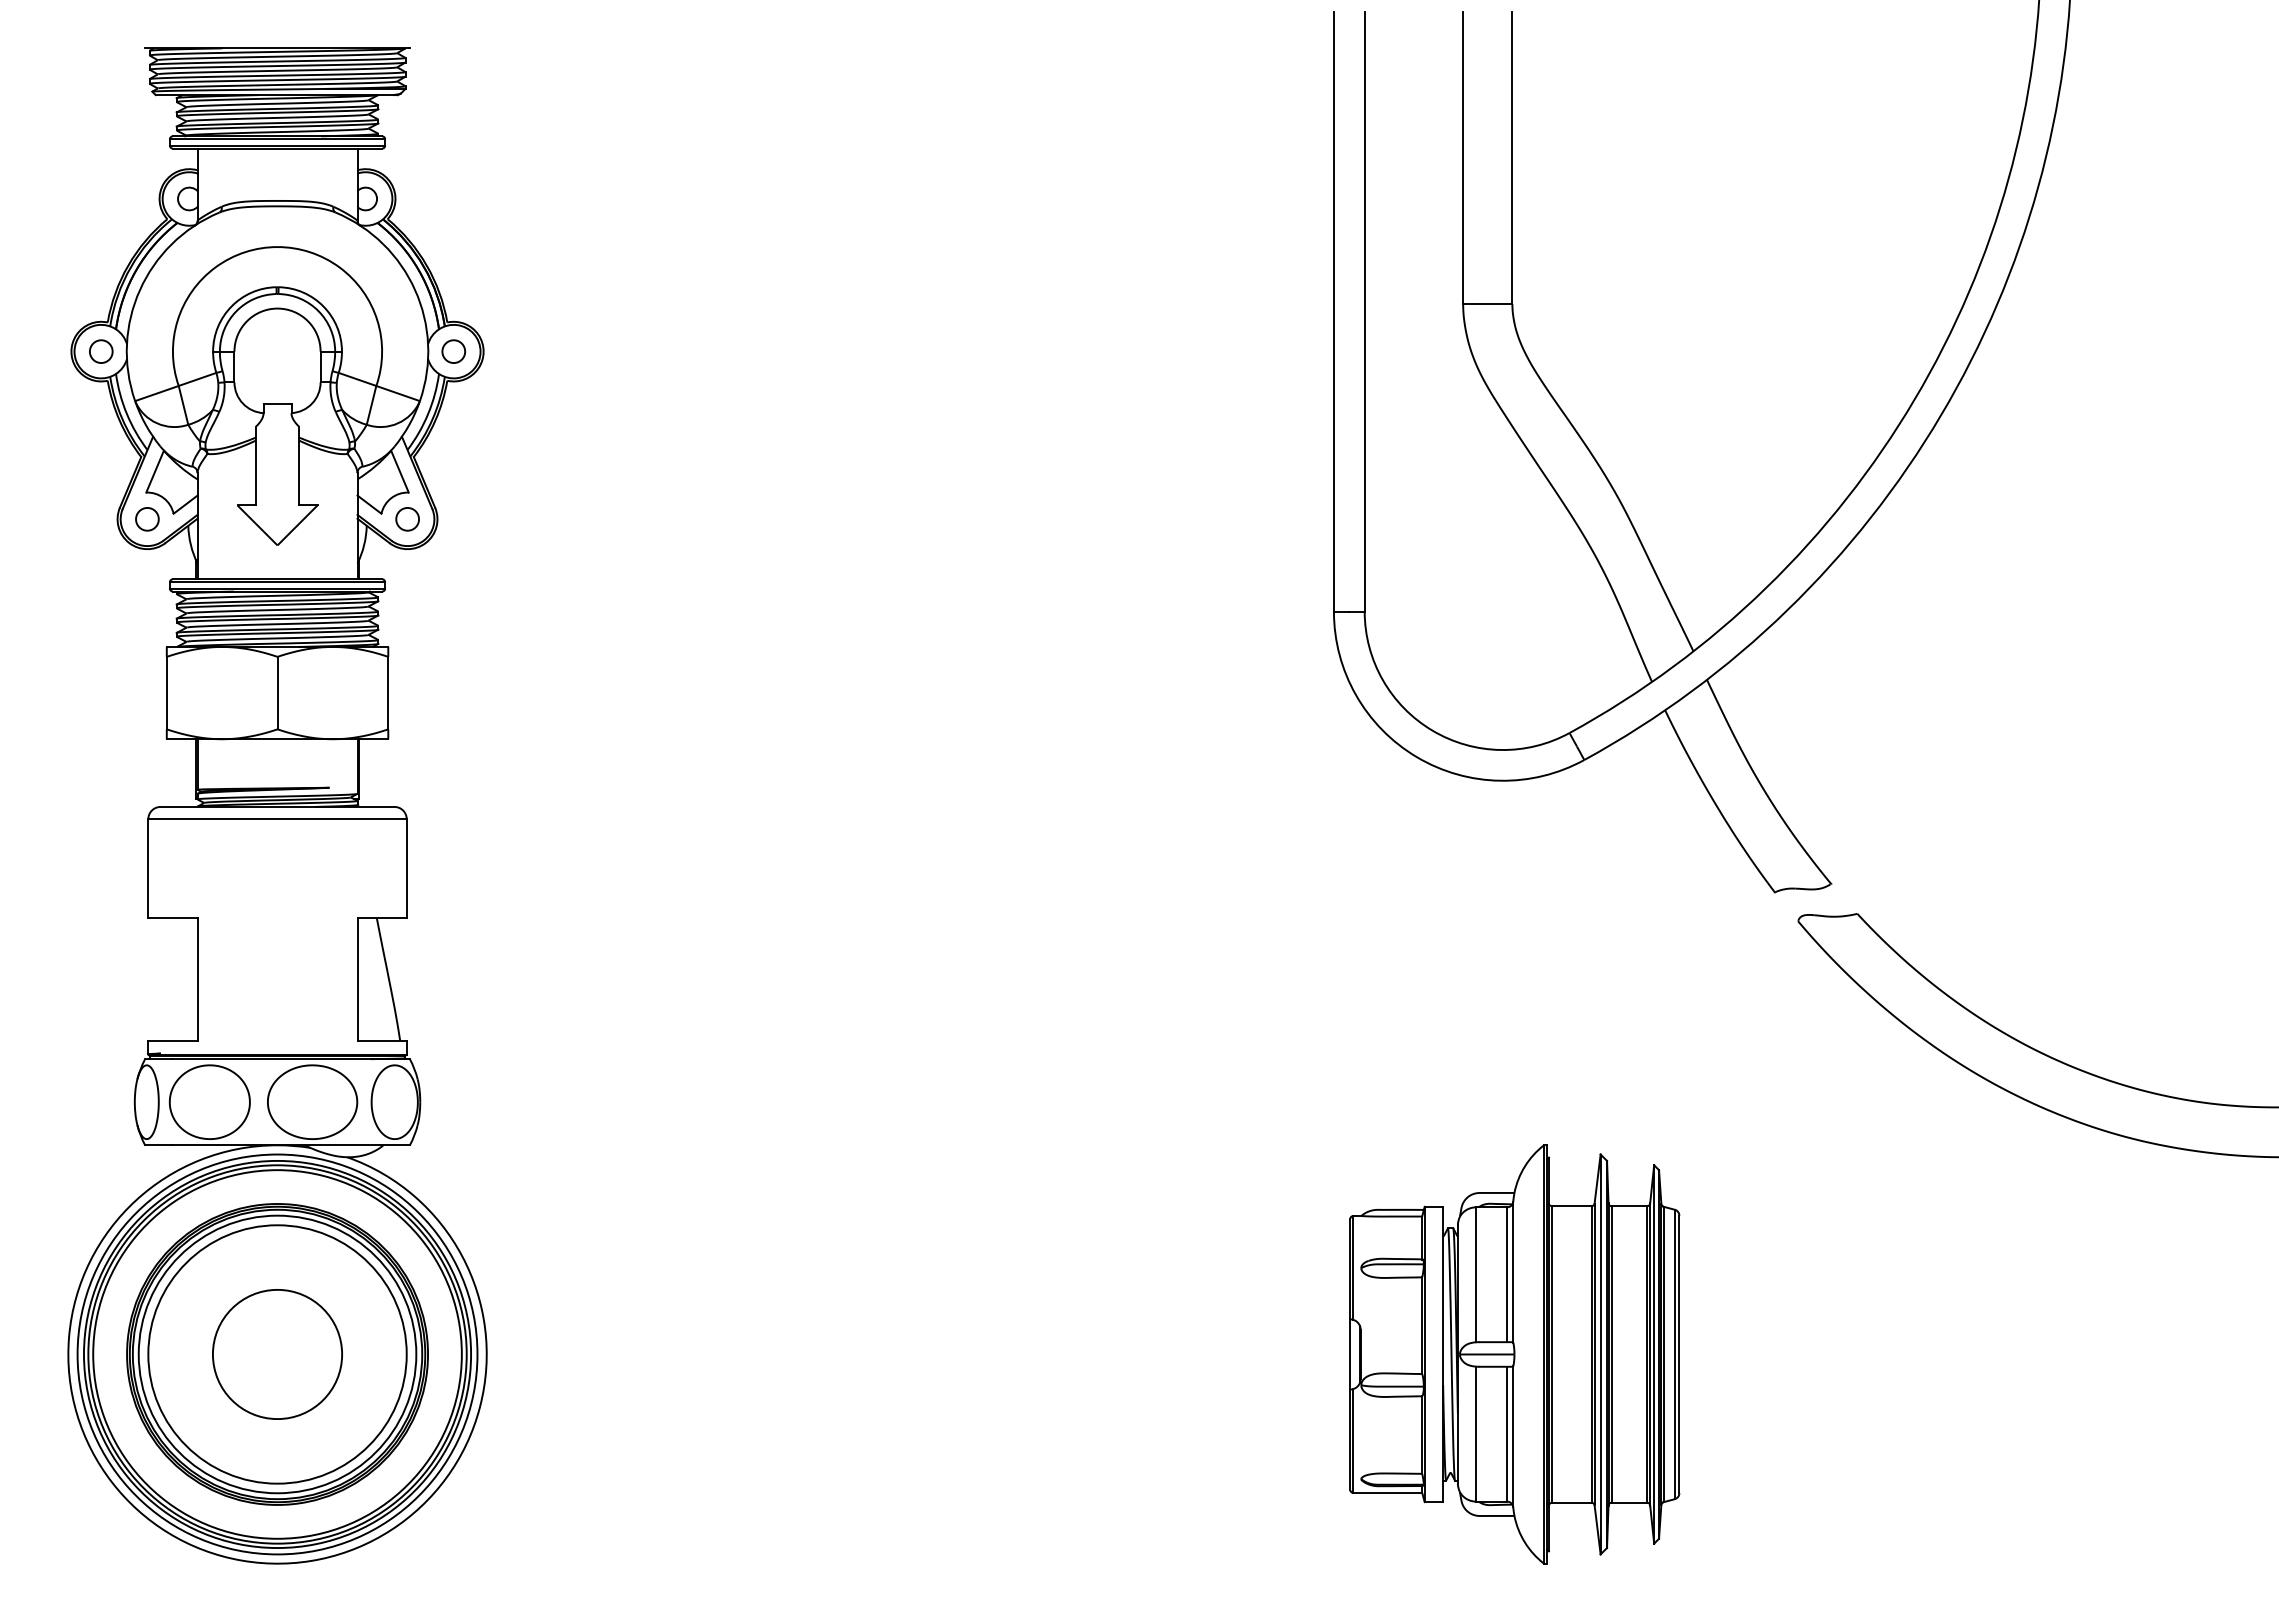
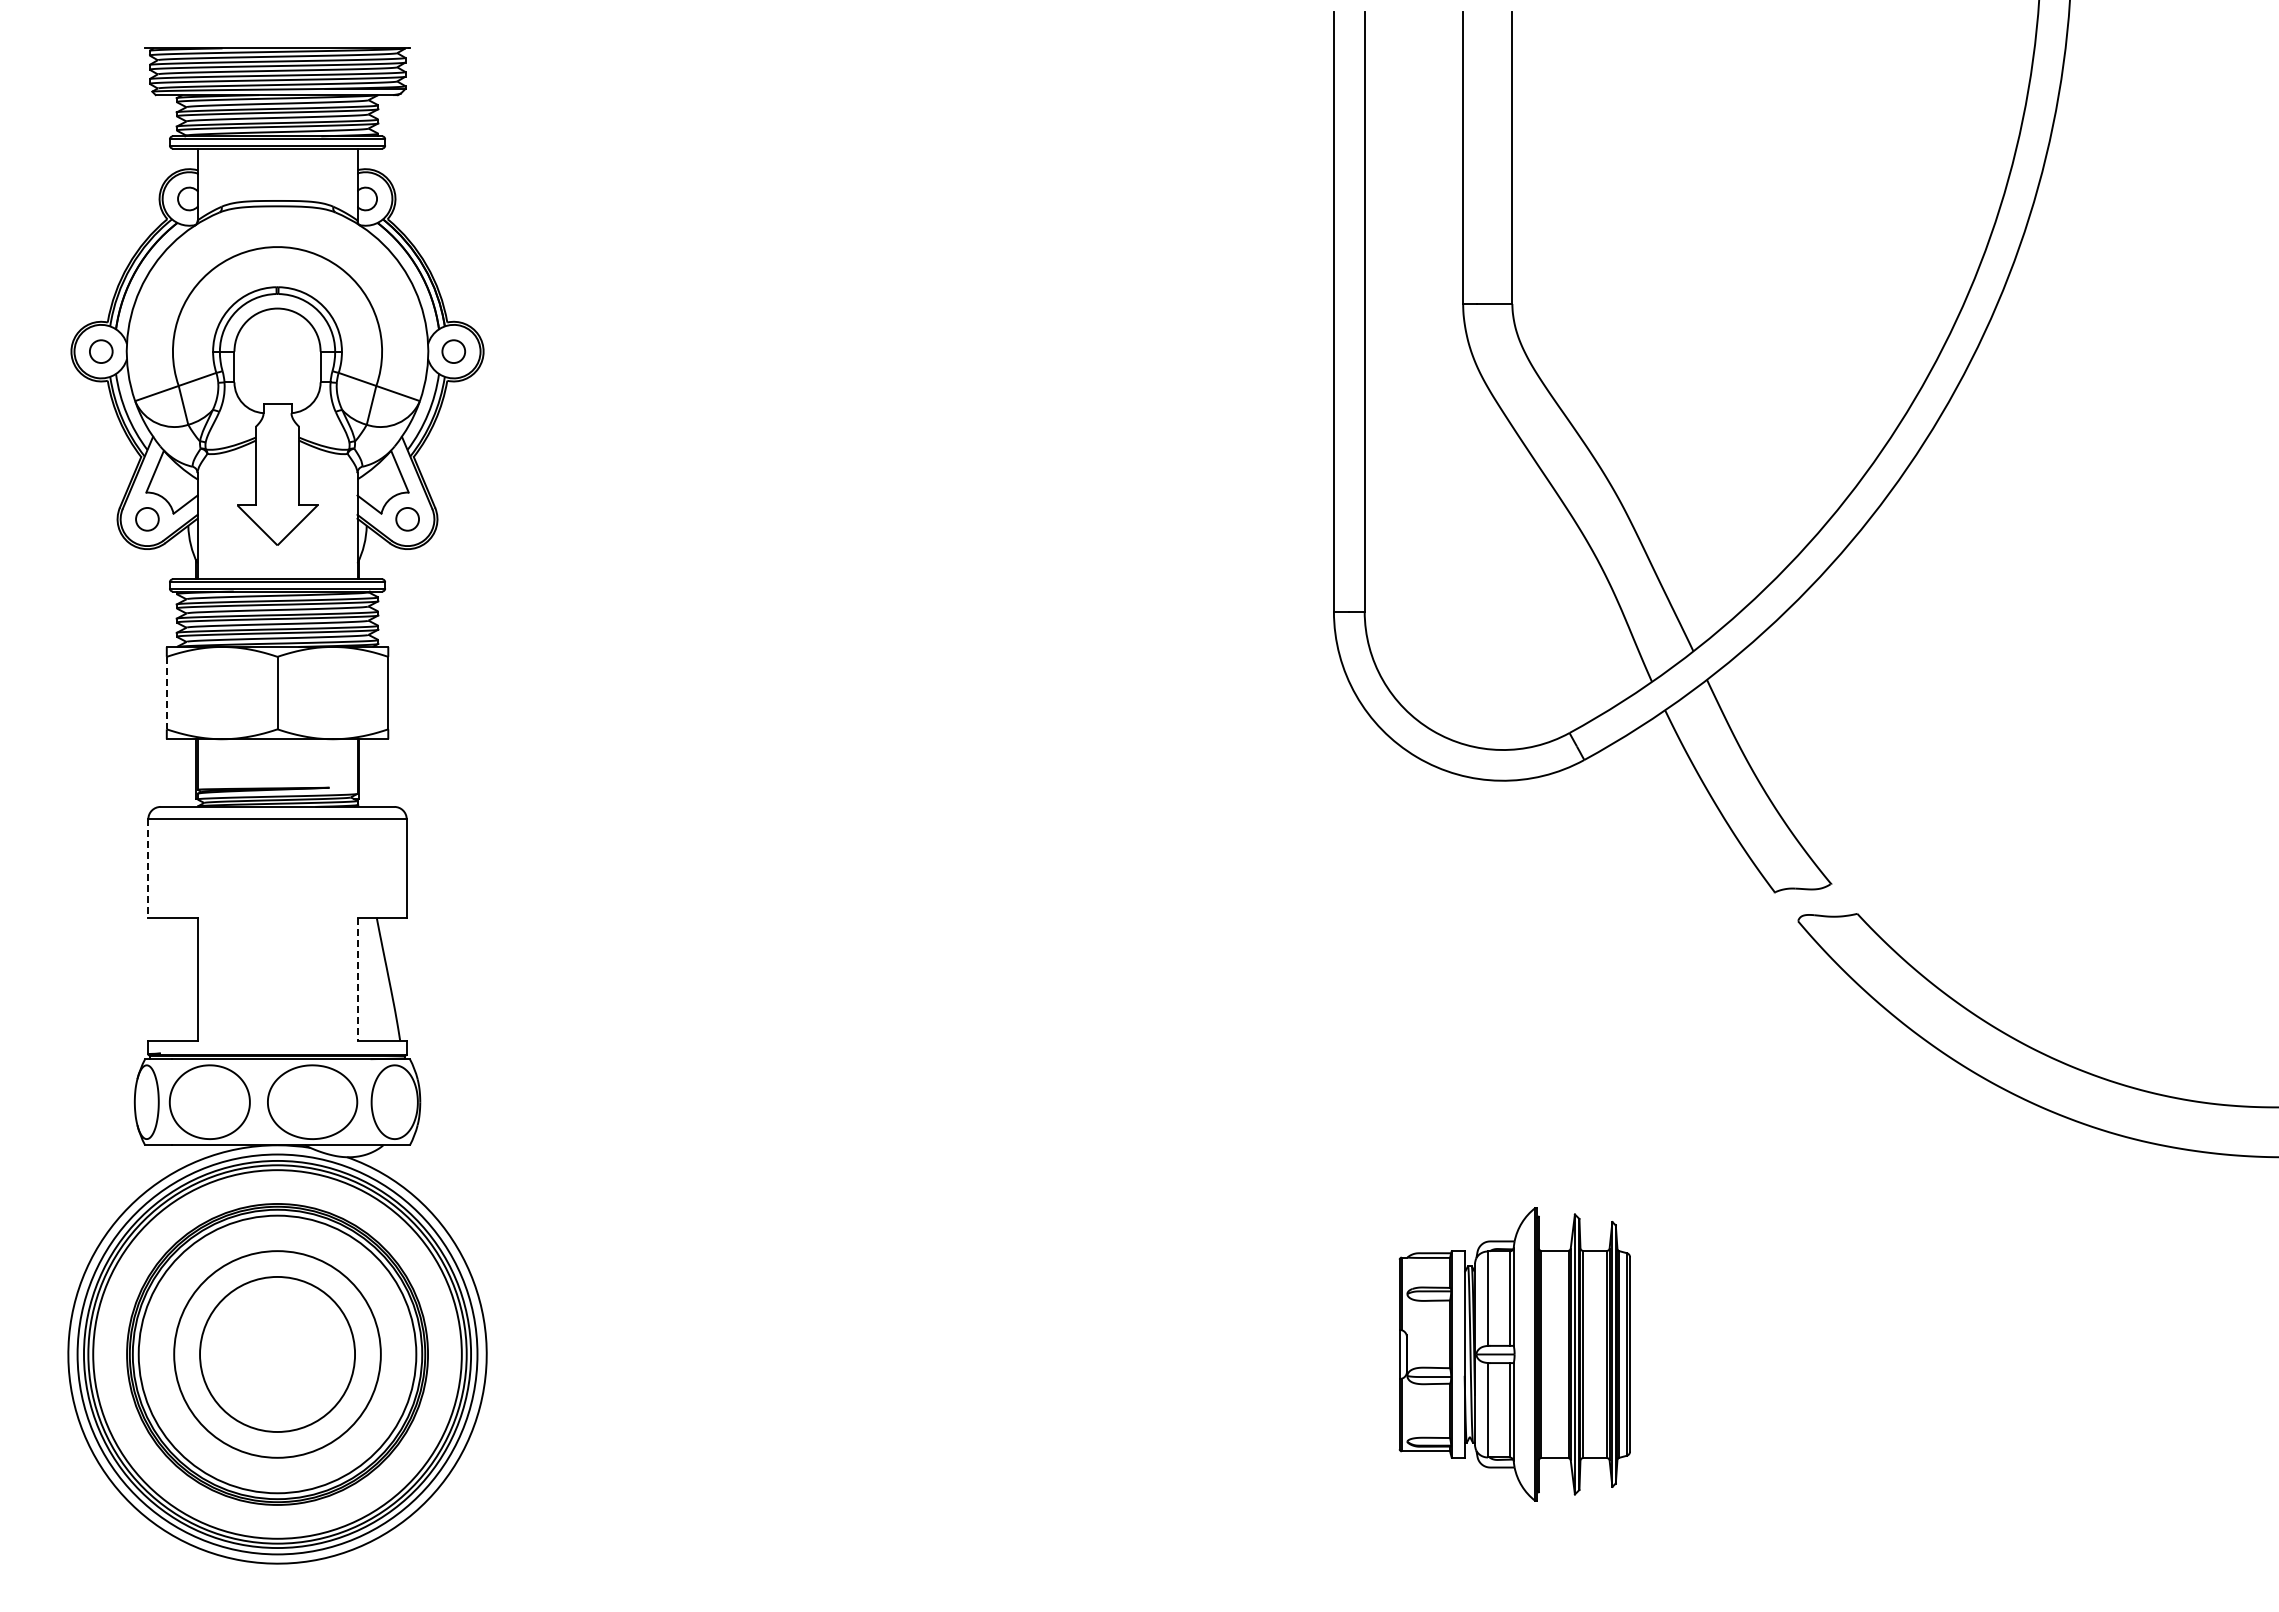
line: solid -> dashed (166, 693)
line: solid -> dashed (148, 868)
line: solid -> dashed (357, 979)
circle diameter: 129 px -> 207 px (277, 1354)
circle diameter: 258 px -> 155 px (277, 1353)
part size: 332x421 px -> 233x295 px (1514, 1354)
